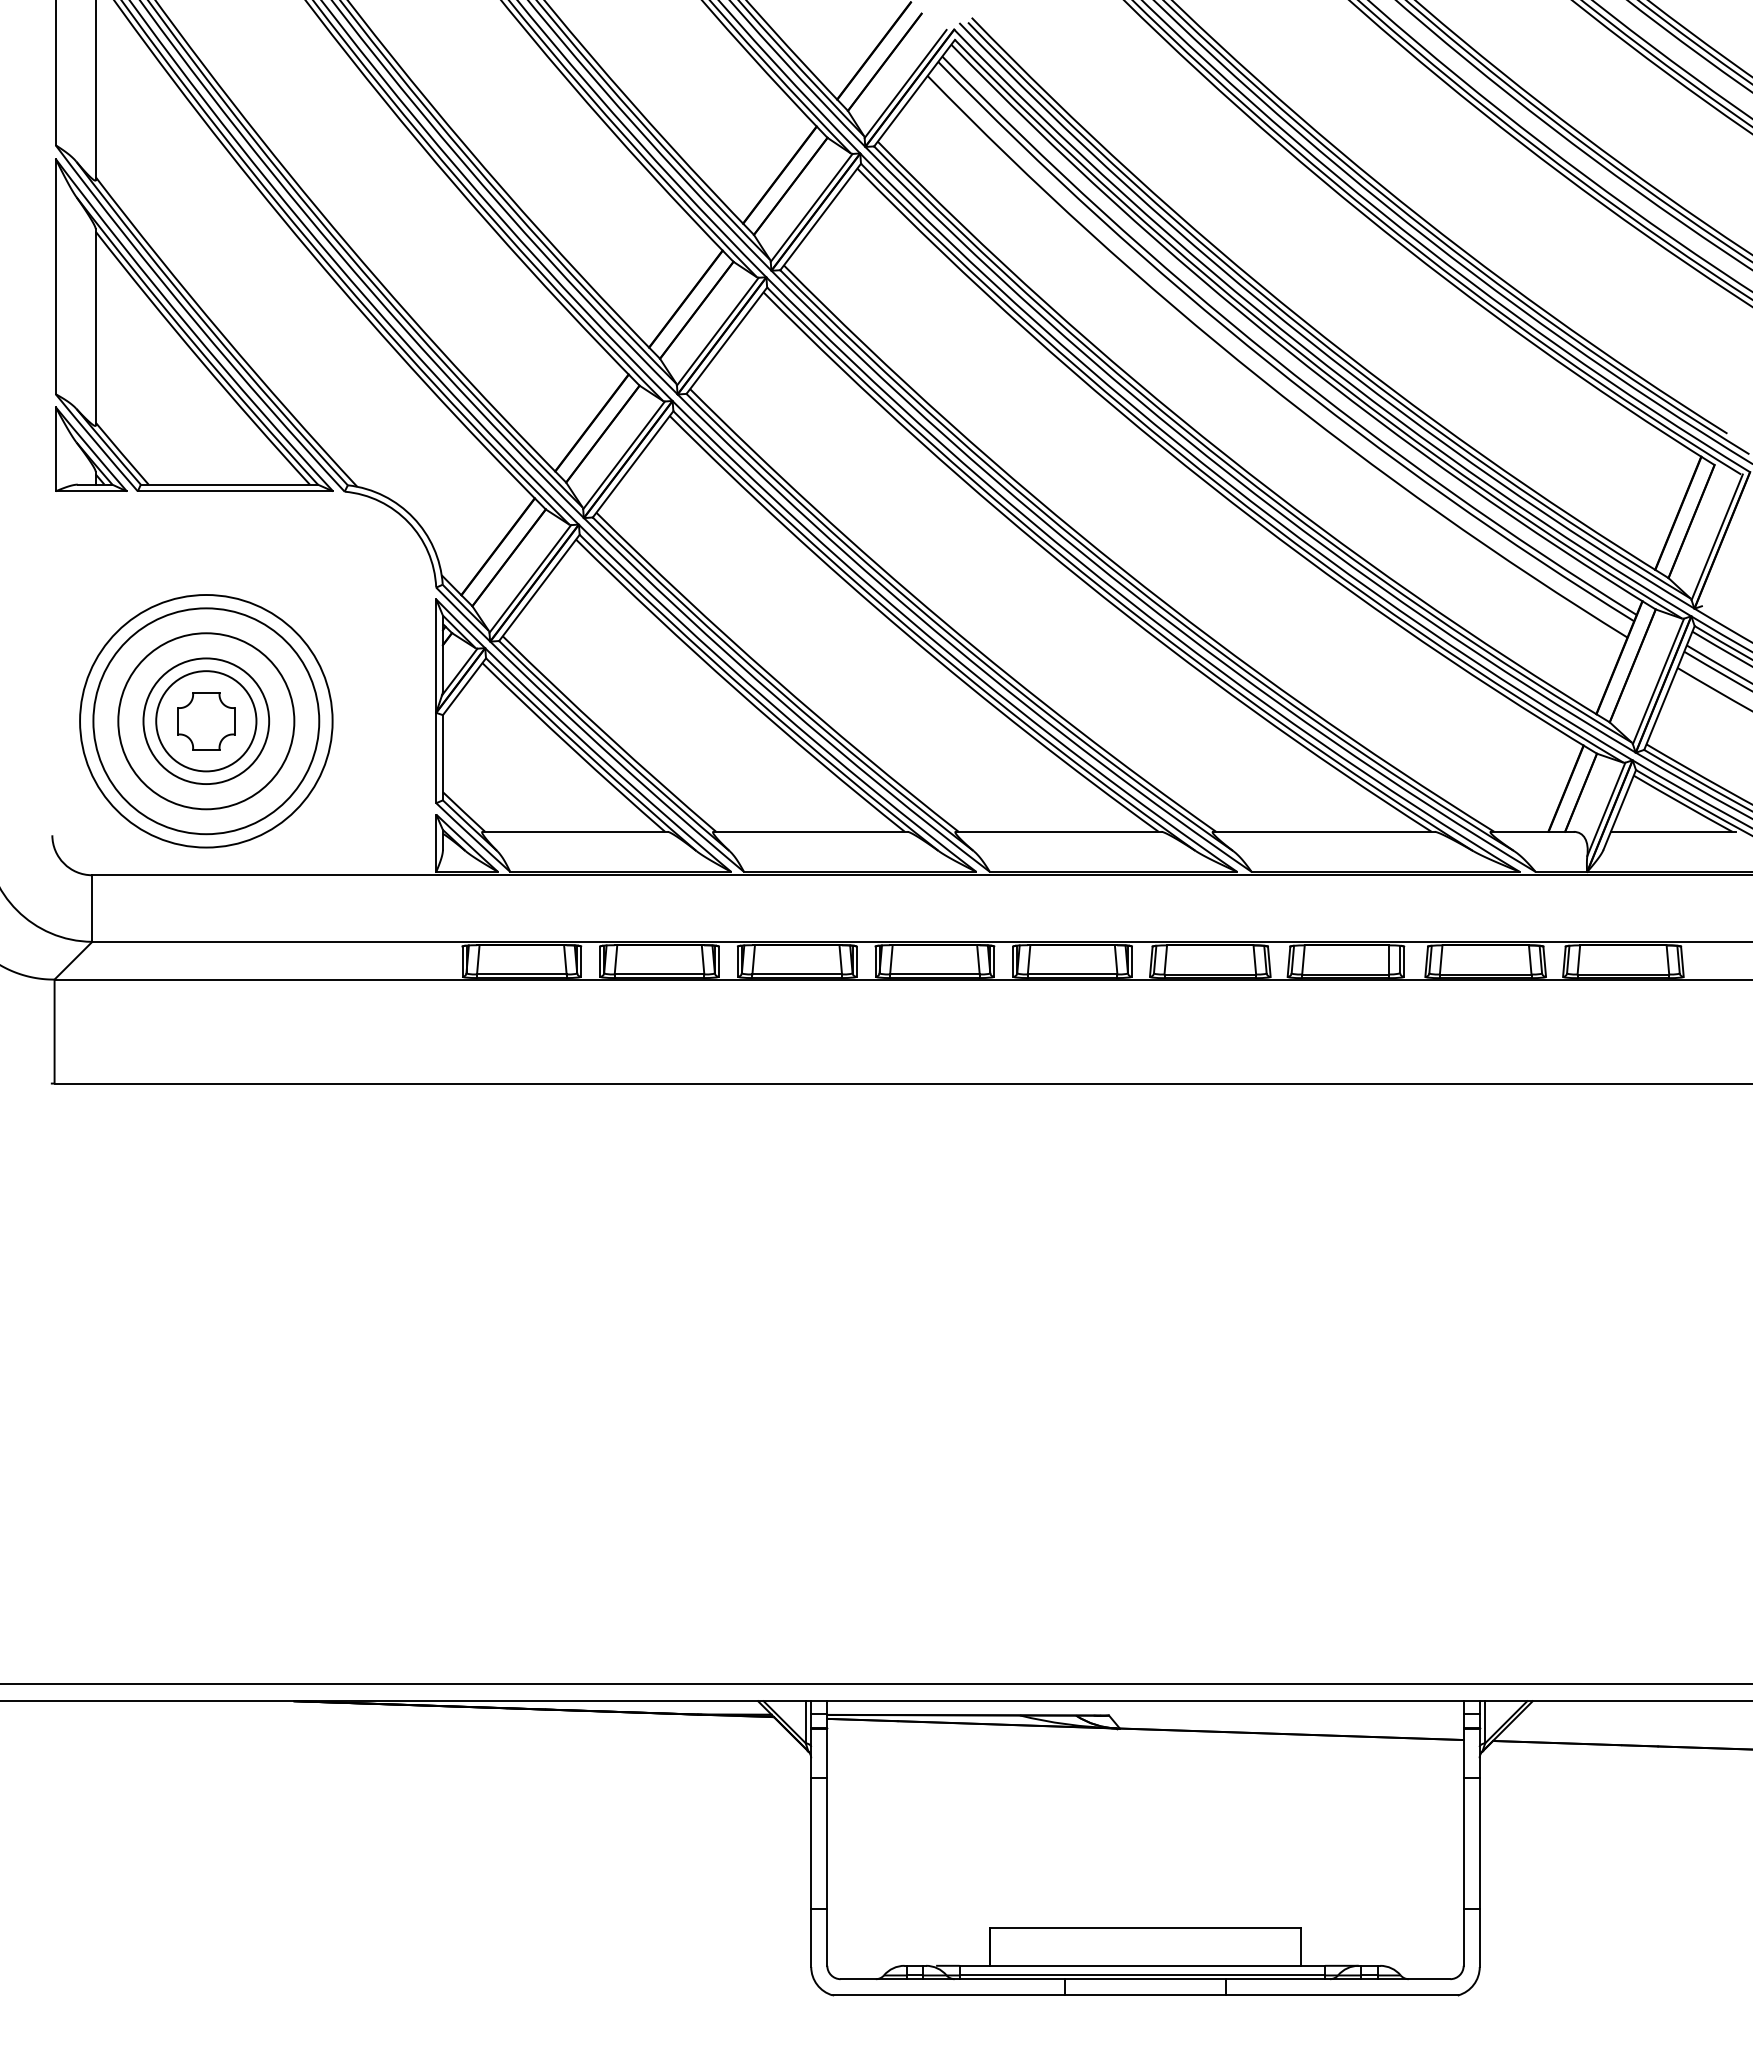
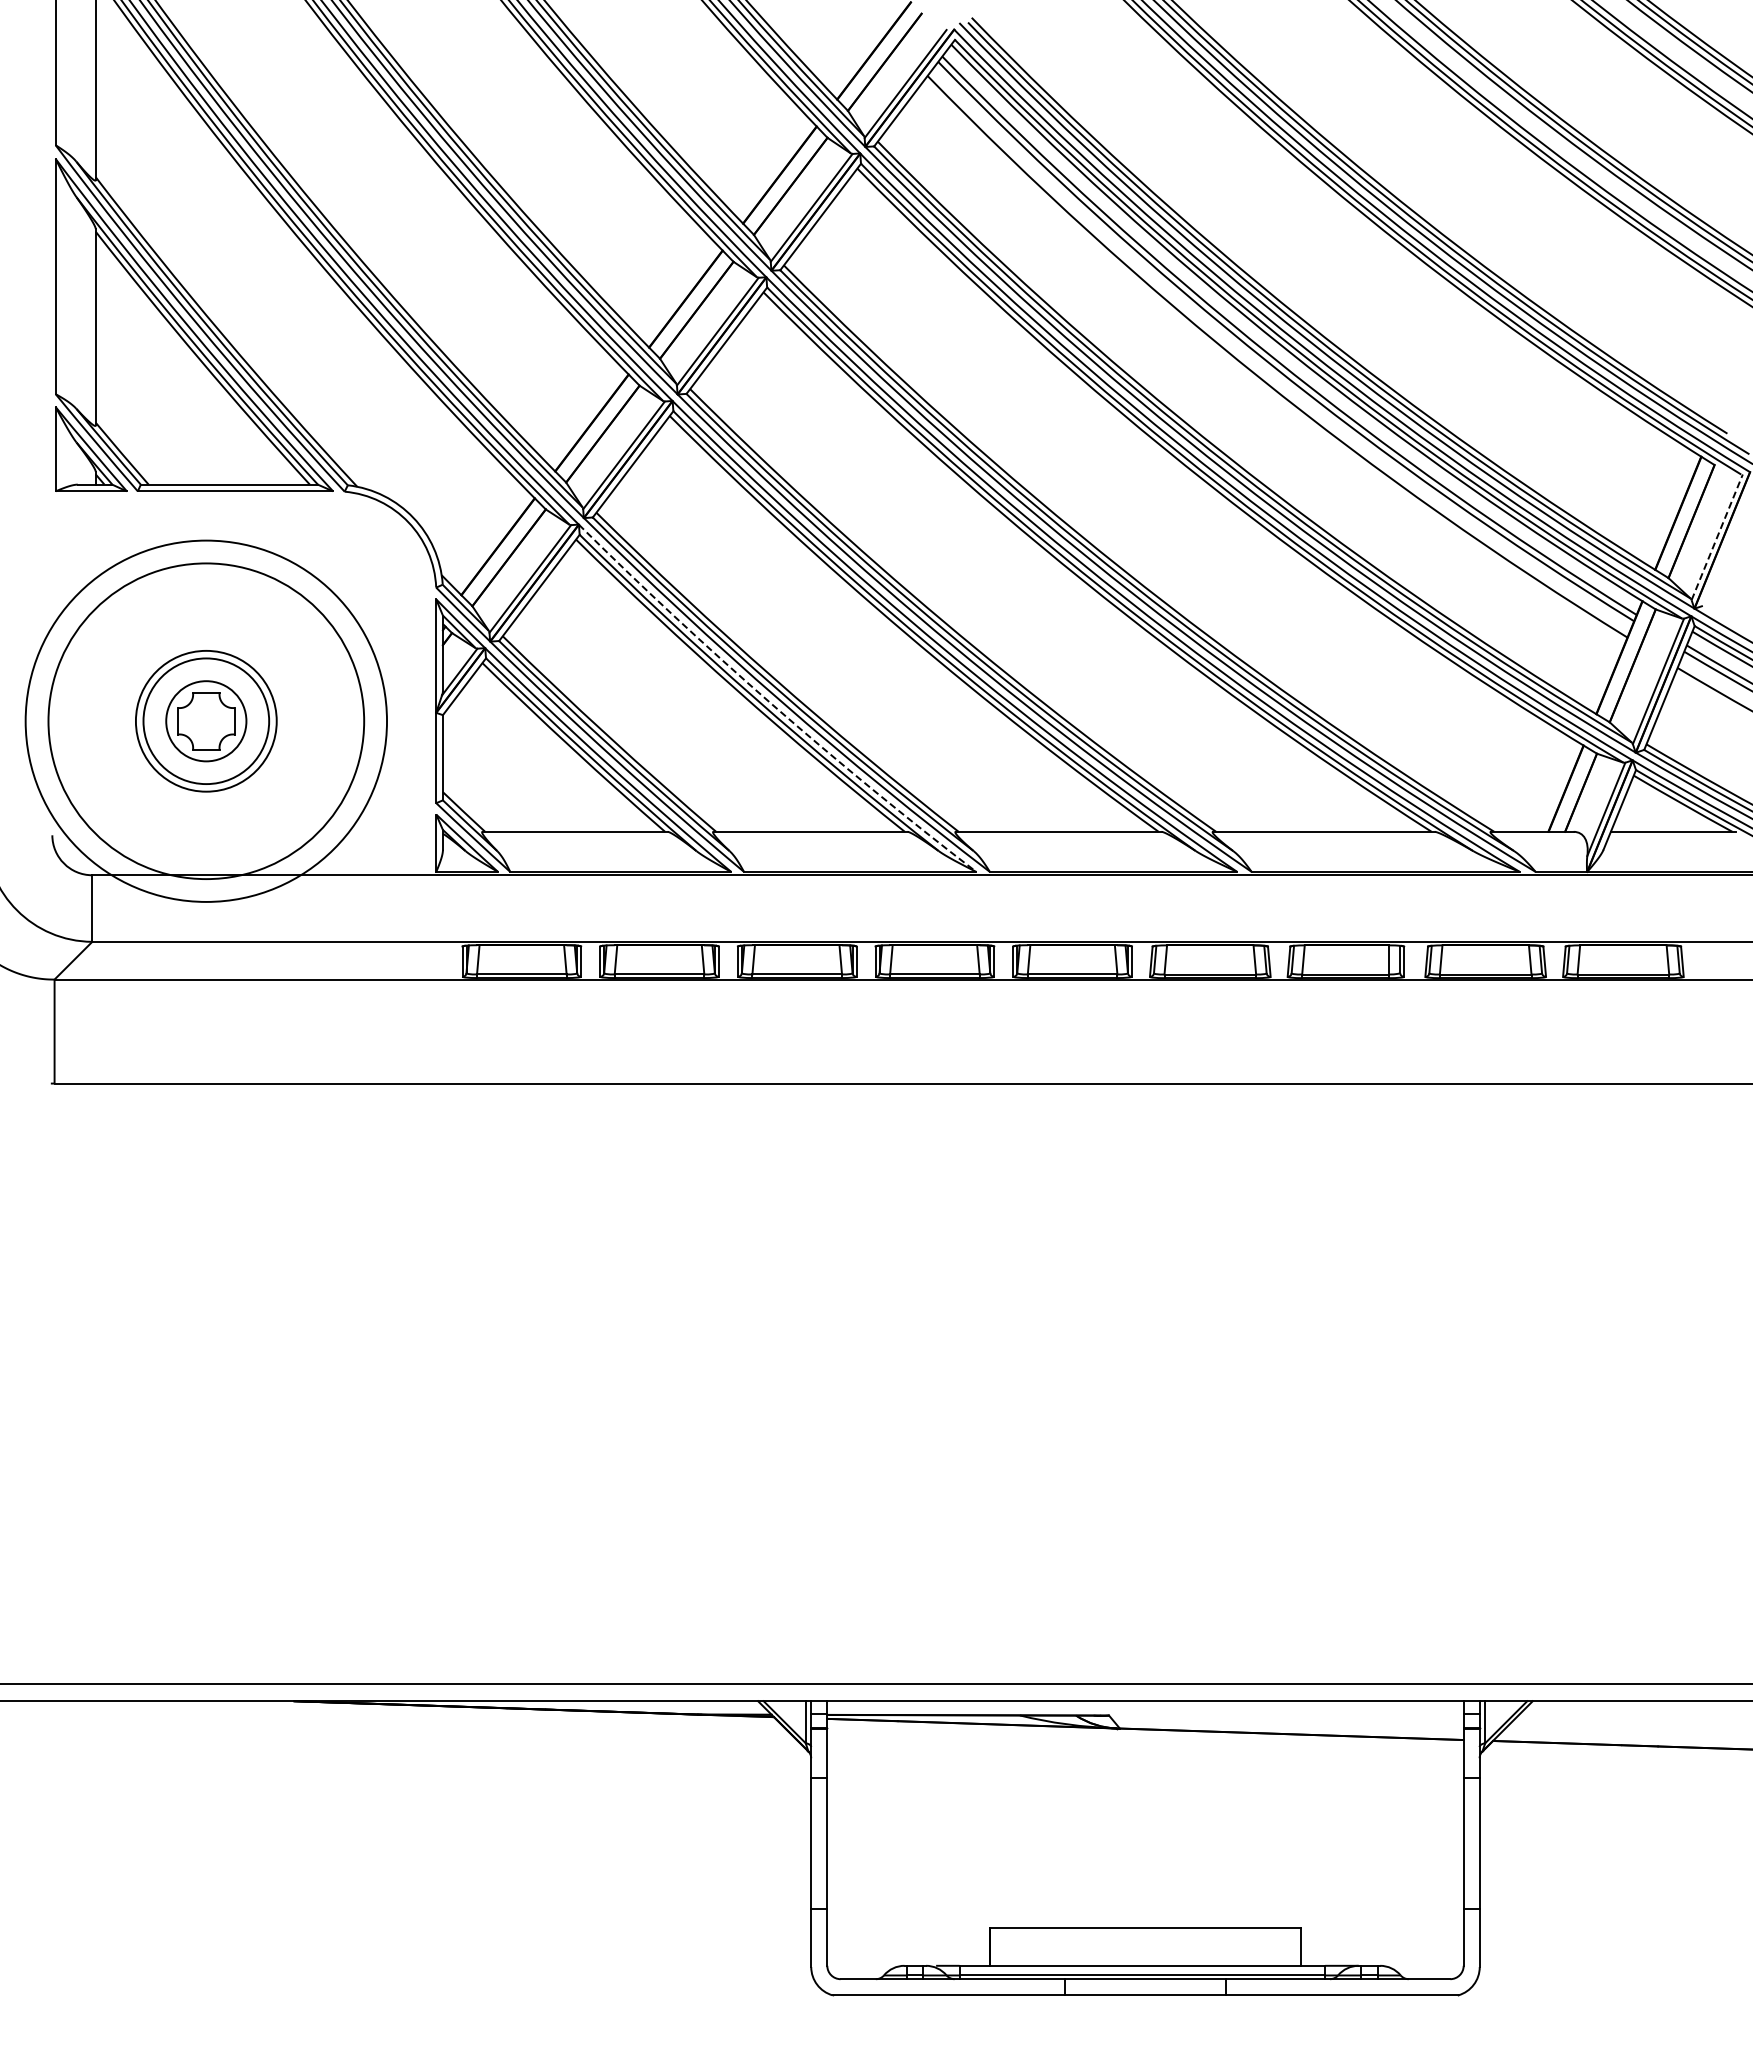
line: solid -> dashed (1717, 537)
arc: solid -> dashed (772, 704)
circle diameter: 100 px -> 80 px (206, 721)
circle diameter: 176 px -> 141 px (205, 720)
circle diameter: 226 px -> 361 px (206, 720)
circle diameter: 253 px -> 316 px (206, 721)
